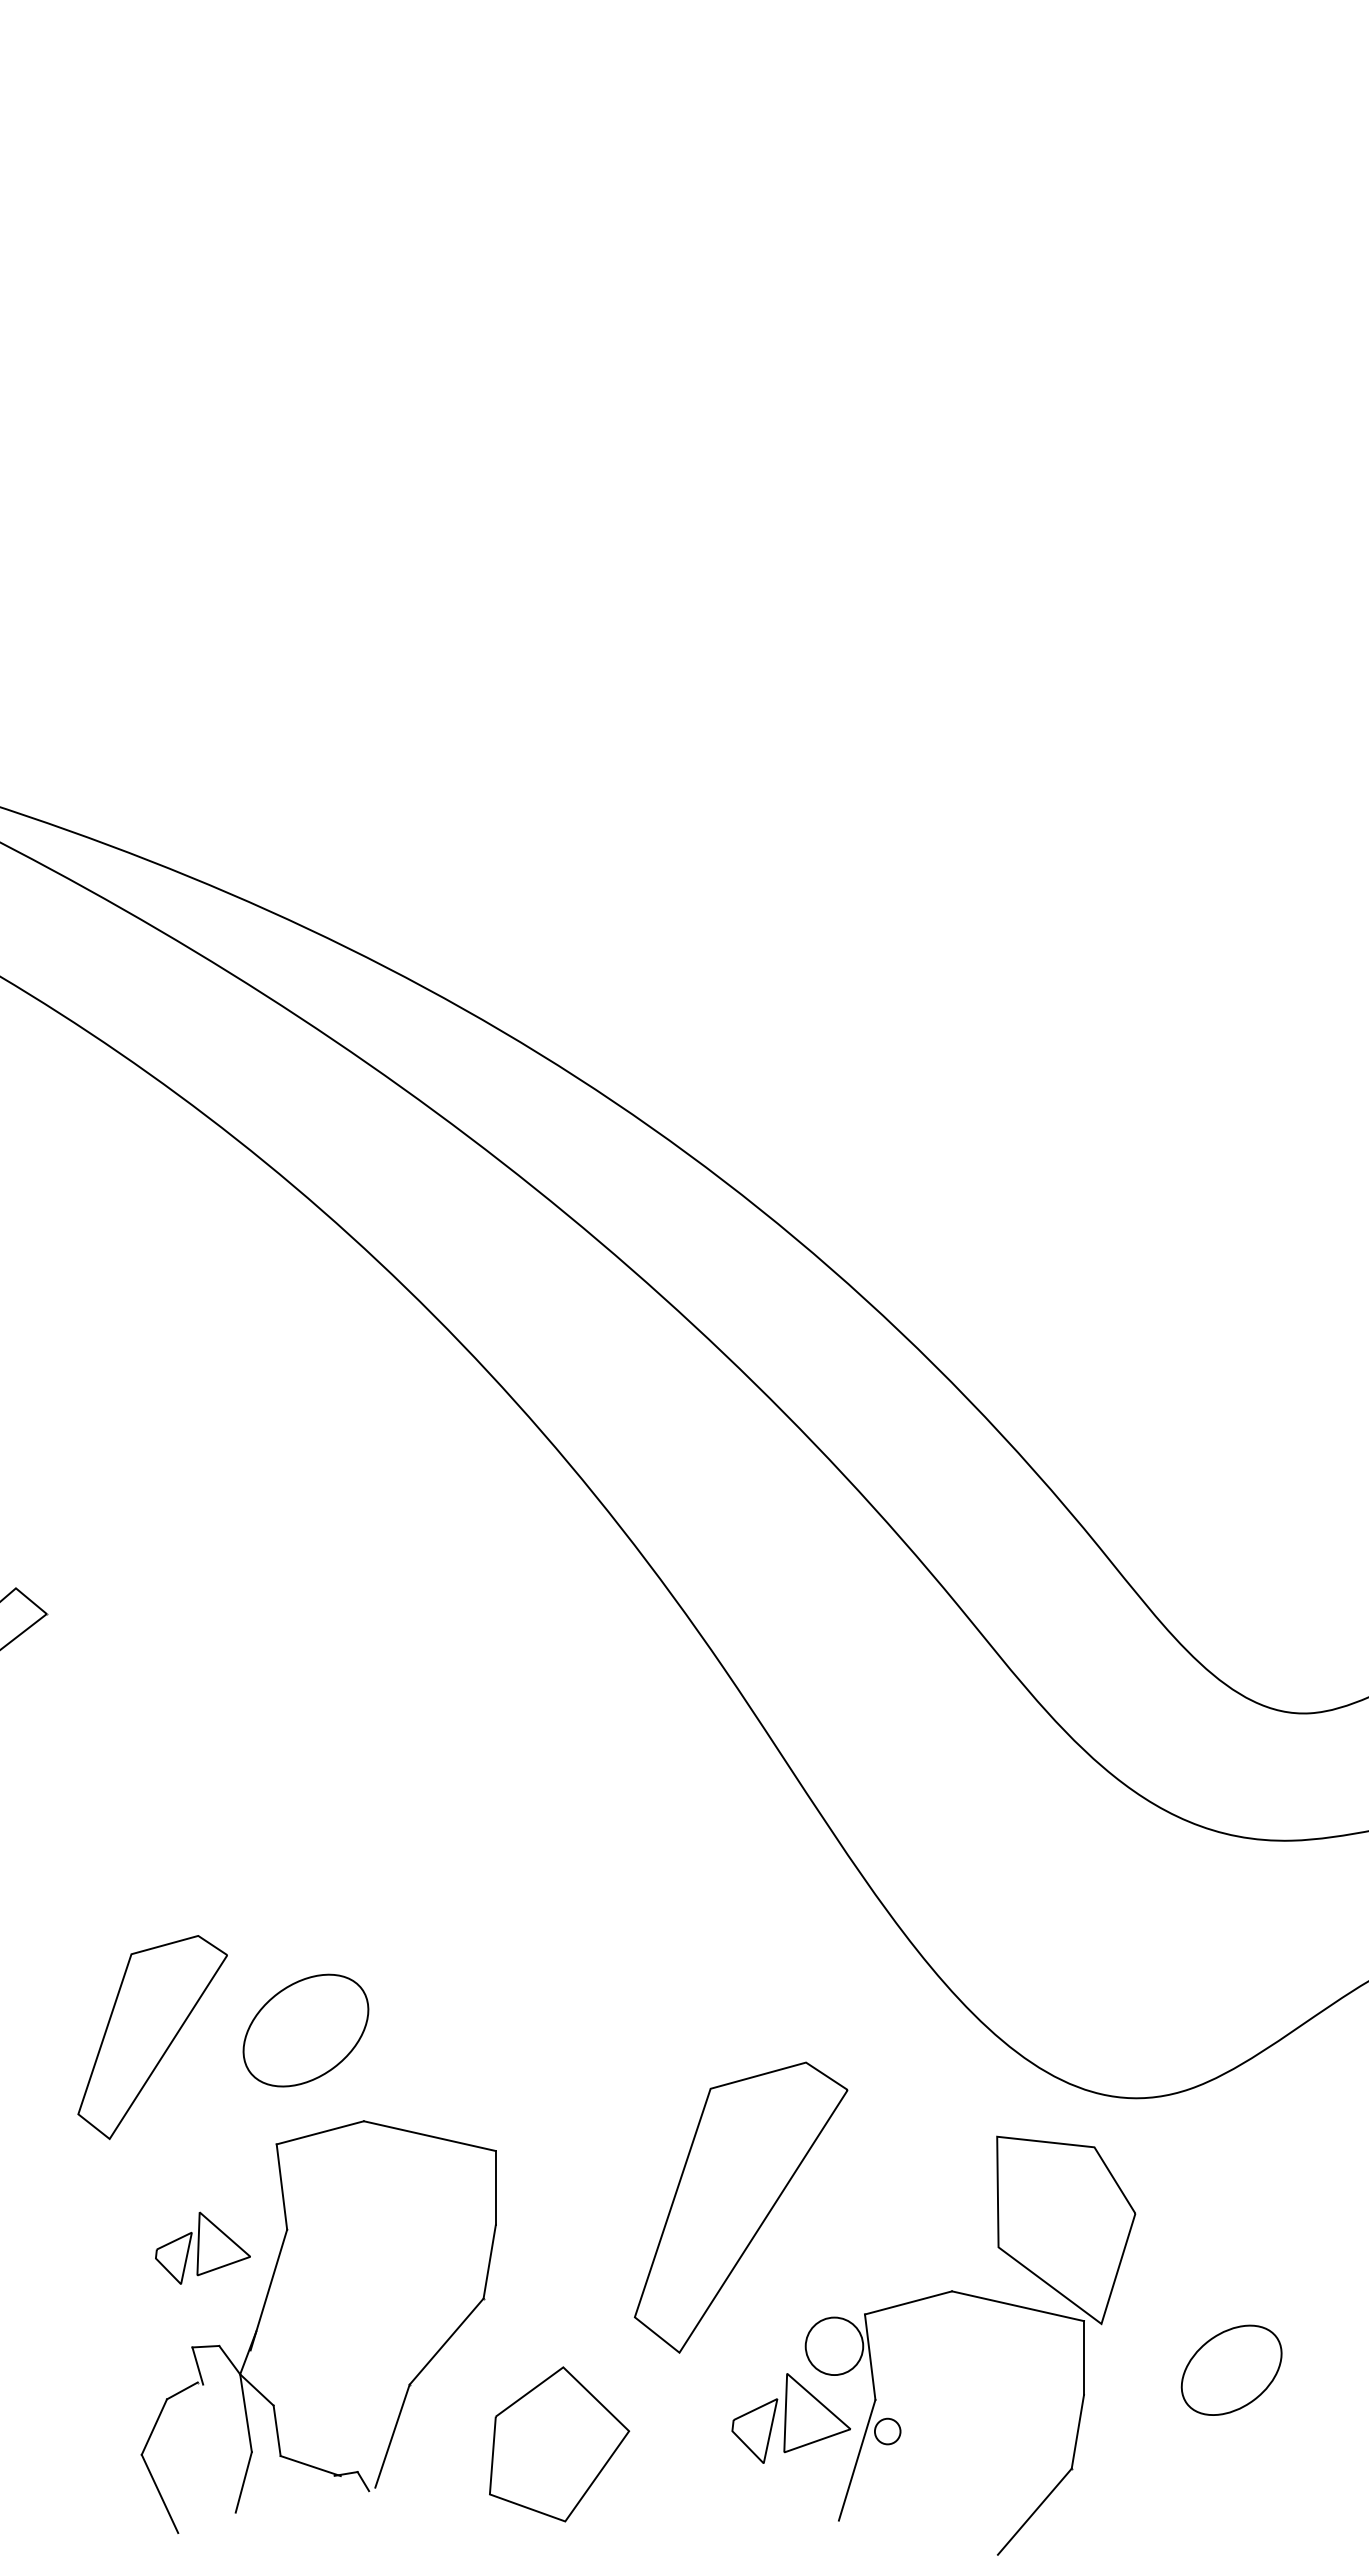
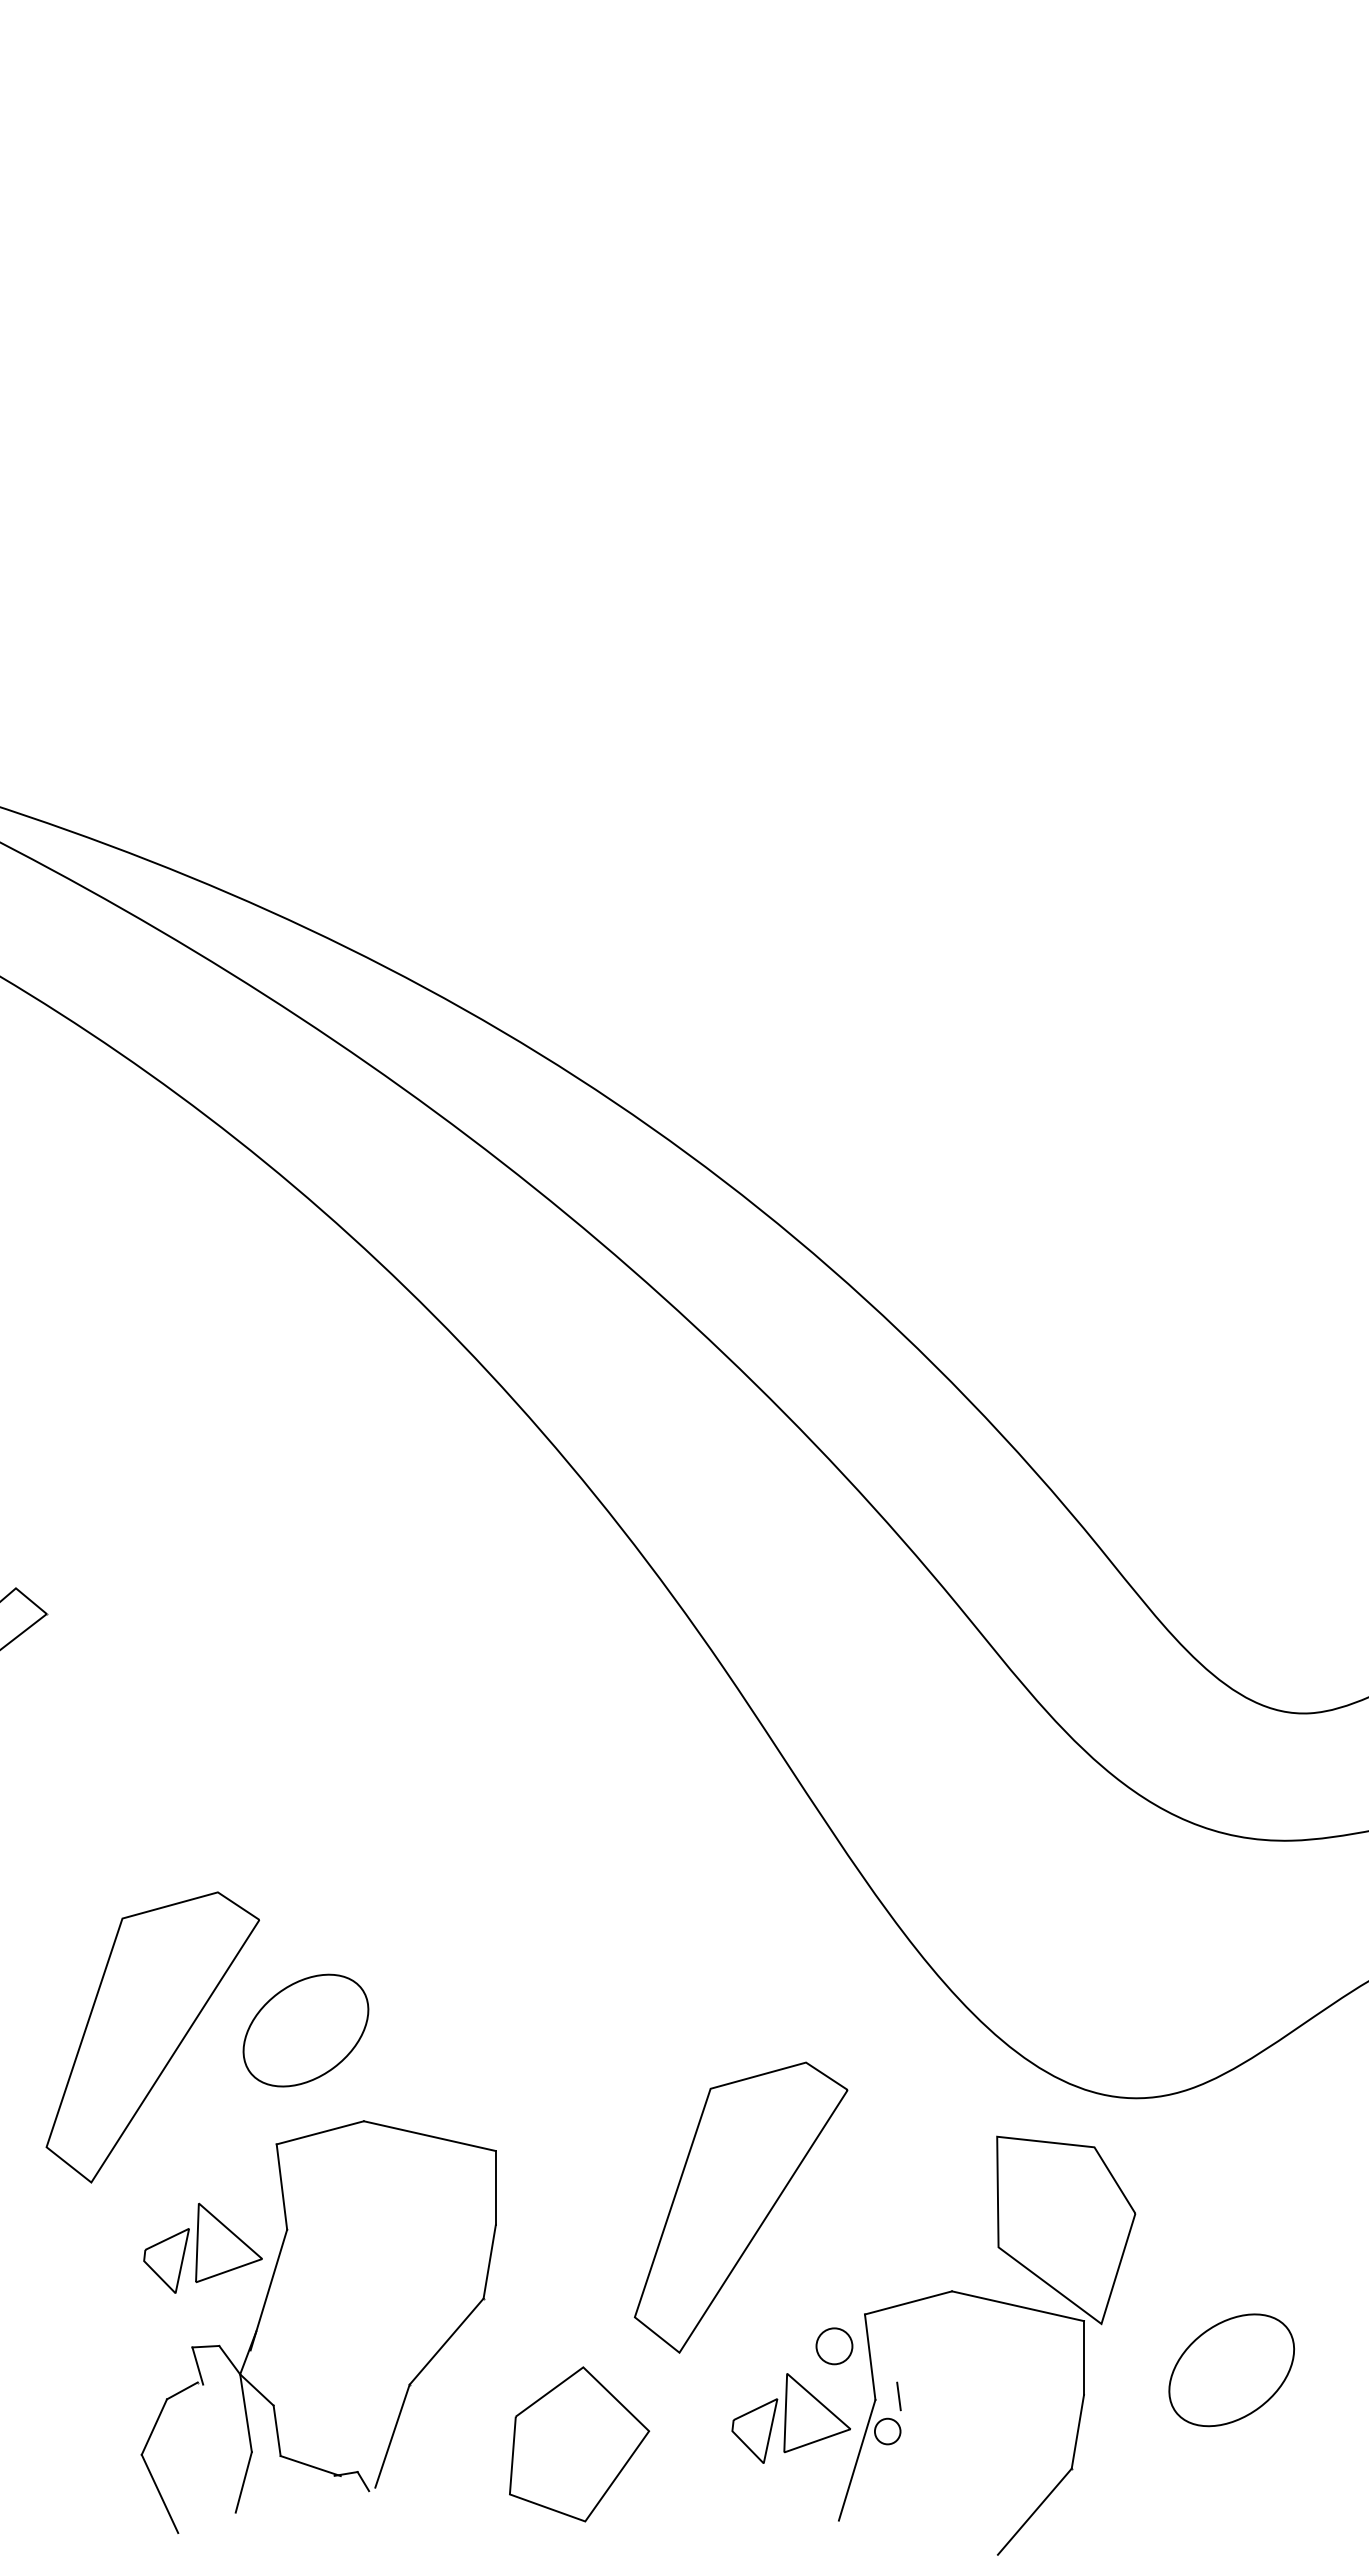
part size: 151x206 px -> 215x293 px (152, 2037)
part size: 96x74 px -> 120x92 px (202, 2247)
circle diameter: 57 px -> 36 px (834, 2346)
part size: 103x92 px -> 127x115 px (1231, 2370)
line: none -> present (898, 2396)
part position: (559, 2444) -> (579, 2444) (579, 2444)
